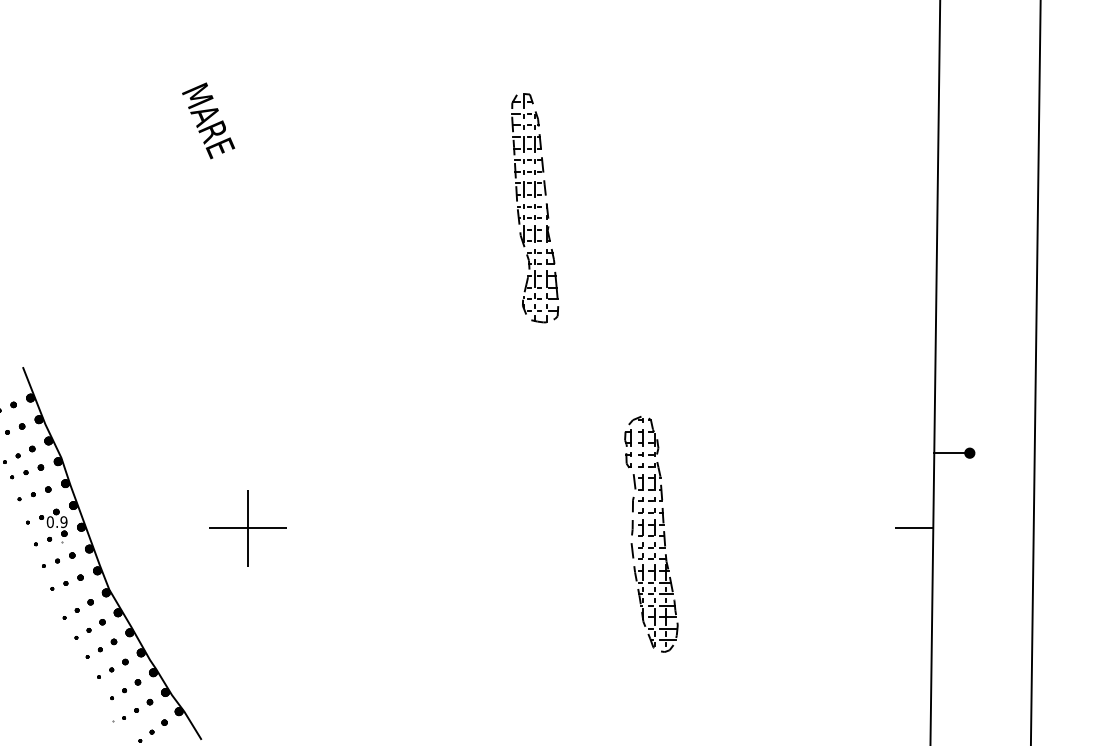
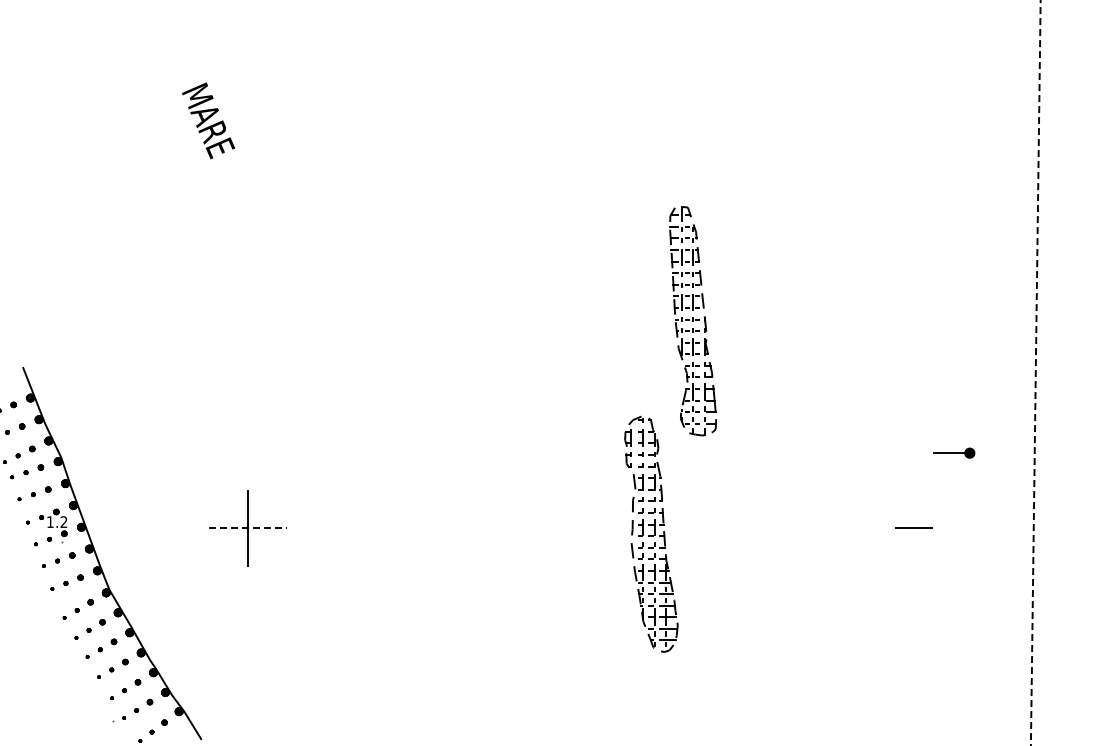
part position: (535, 208) -> (693, 321) (693, 321)
line: present -> none (935, 372)
line: solid -> dashed (1035, 373)
text: 0.9 -> 1.2 (56, 522)
line: solid -> dashed (248, 528)
